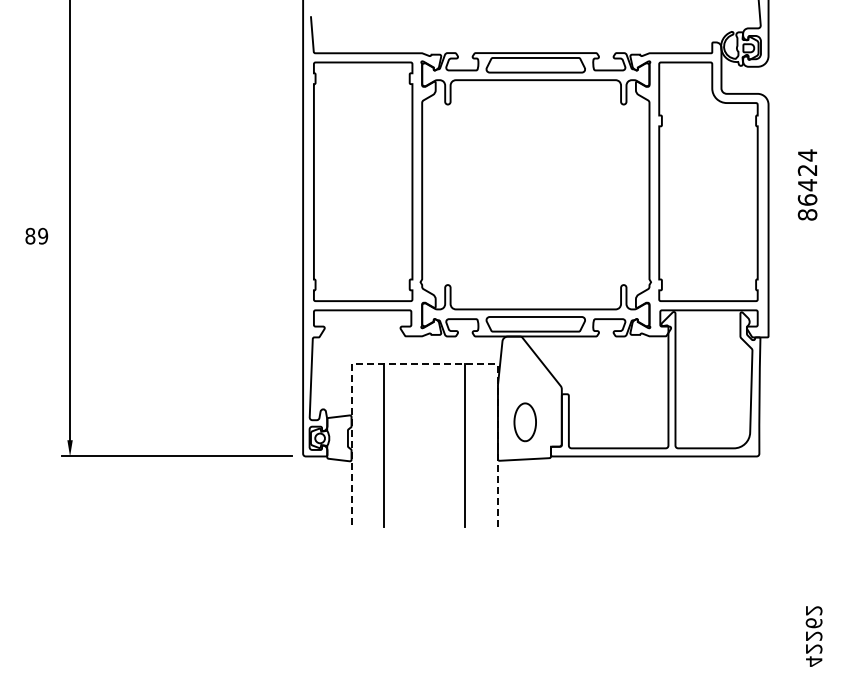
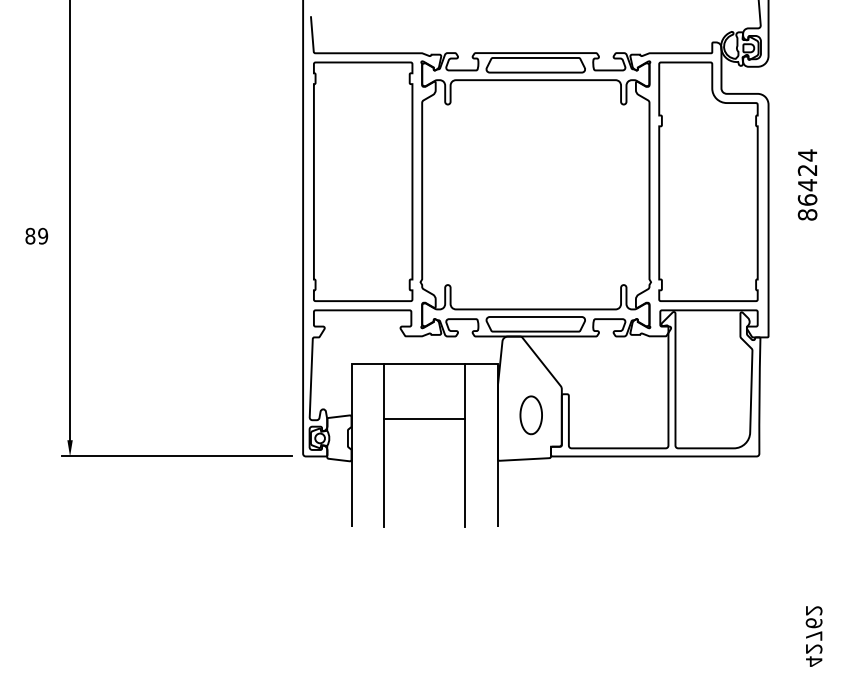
line: dashed -> solid (424, 364)
line: none -> present (424, 418)
part position: (524, 422) -> (530, 415) (530, 415)
text: 42262 -> 42762 (814, 635)
